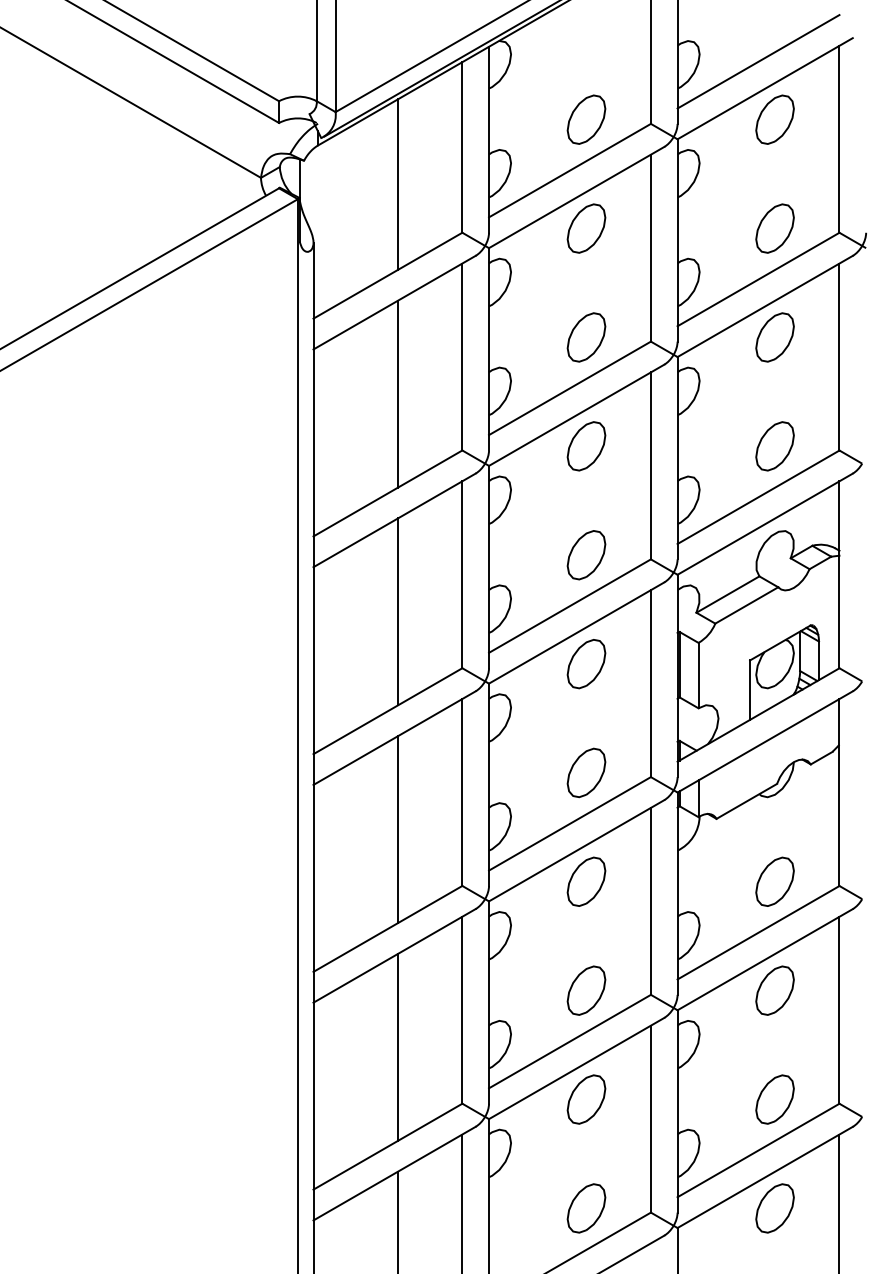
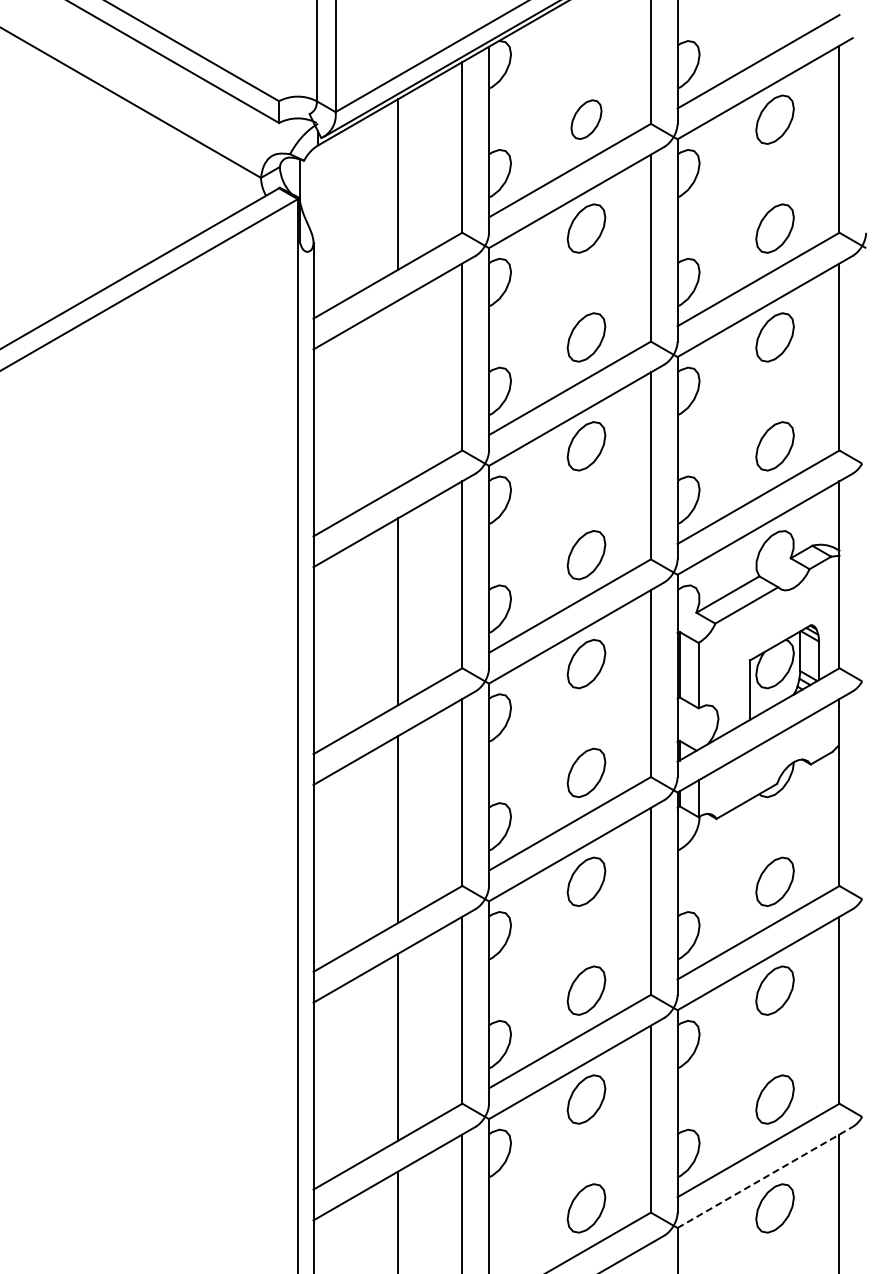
part size: 41x51 px -> 33x41 px (586, 119)
line: present -> none (397, 393)
line: solid -> dashed (765, 1177)
